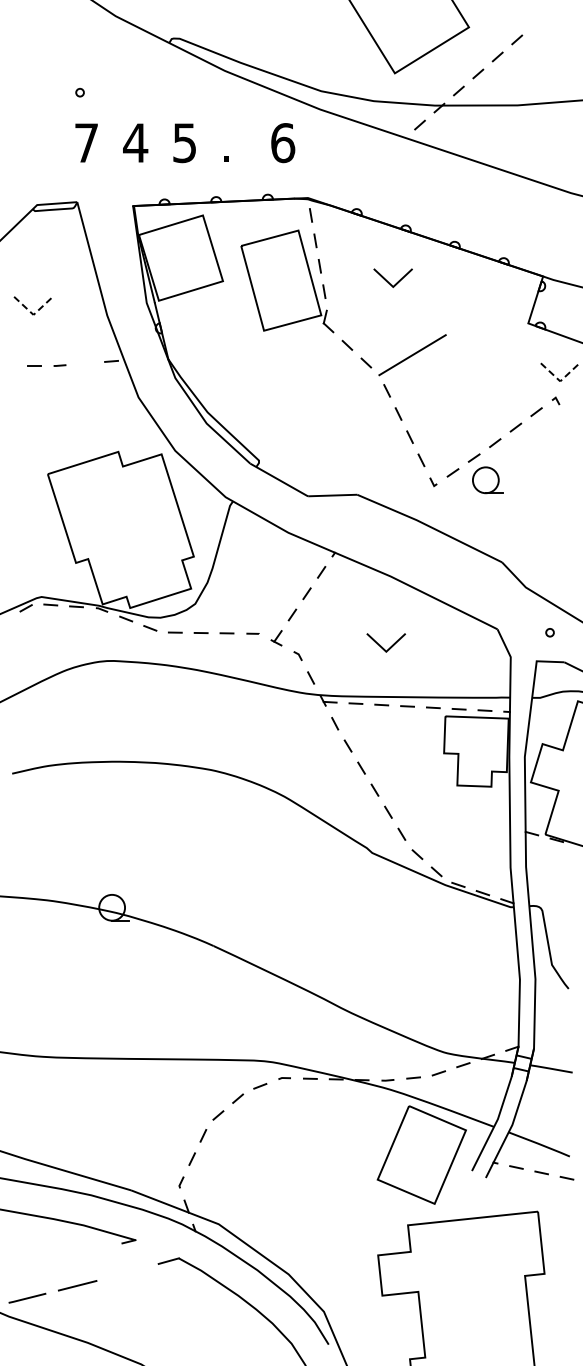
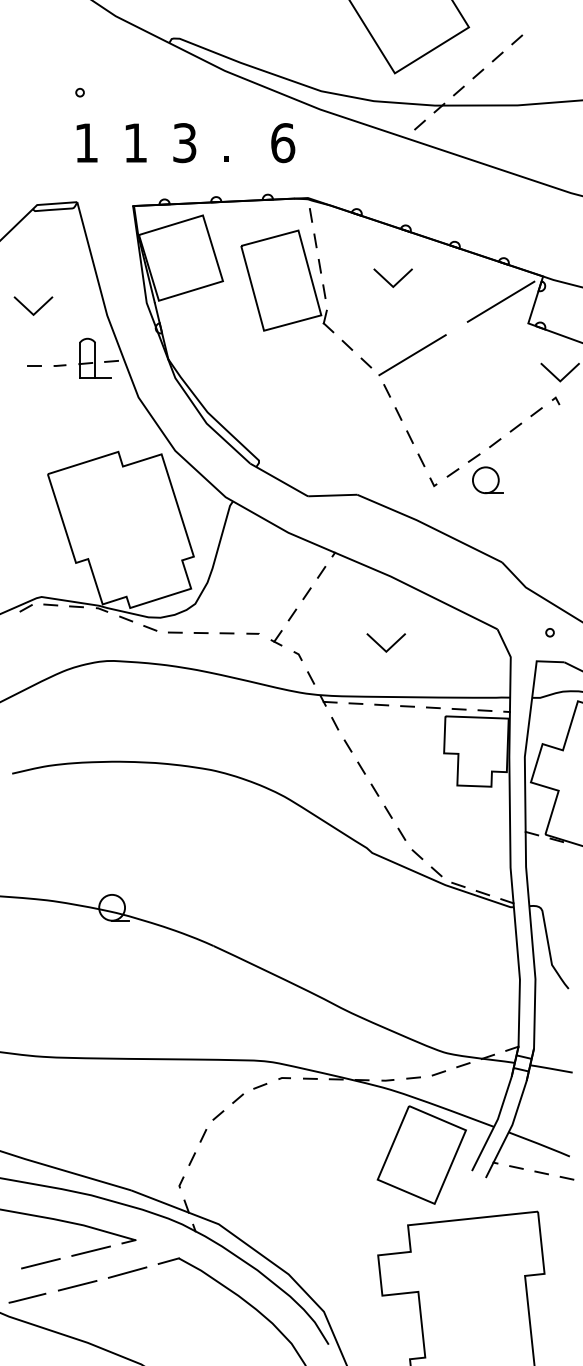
text: 7 -> 1 (86, 142)
text: 4 -> 1 (135, 142)
text: 5 -> 3 (184, 142)
line: none -> present (500, 301)
line: dashed -> solid (33, 314)
part: none -> present (94, 357)
line: dashed -> solid (560, 381)
line: none -> present (90, 1250)
line: none -> present (40, 1263)
line: none -> present (127, 1272)
